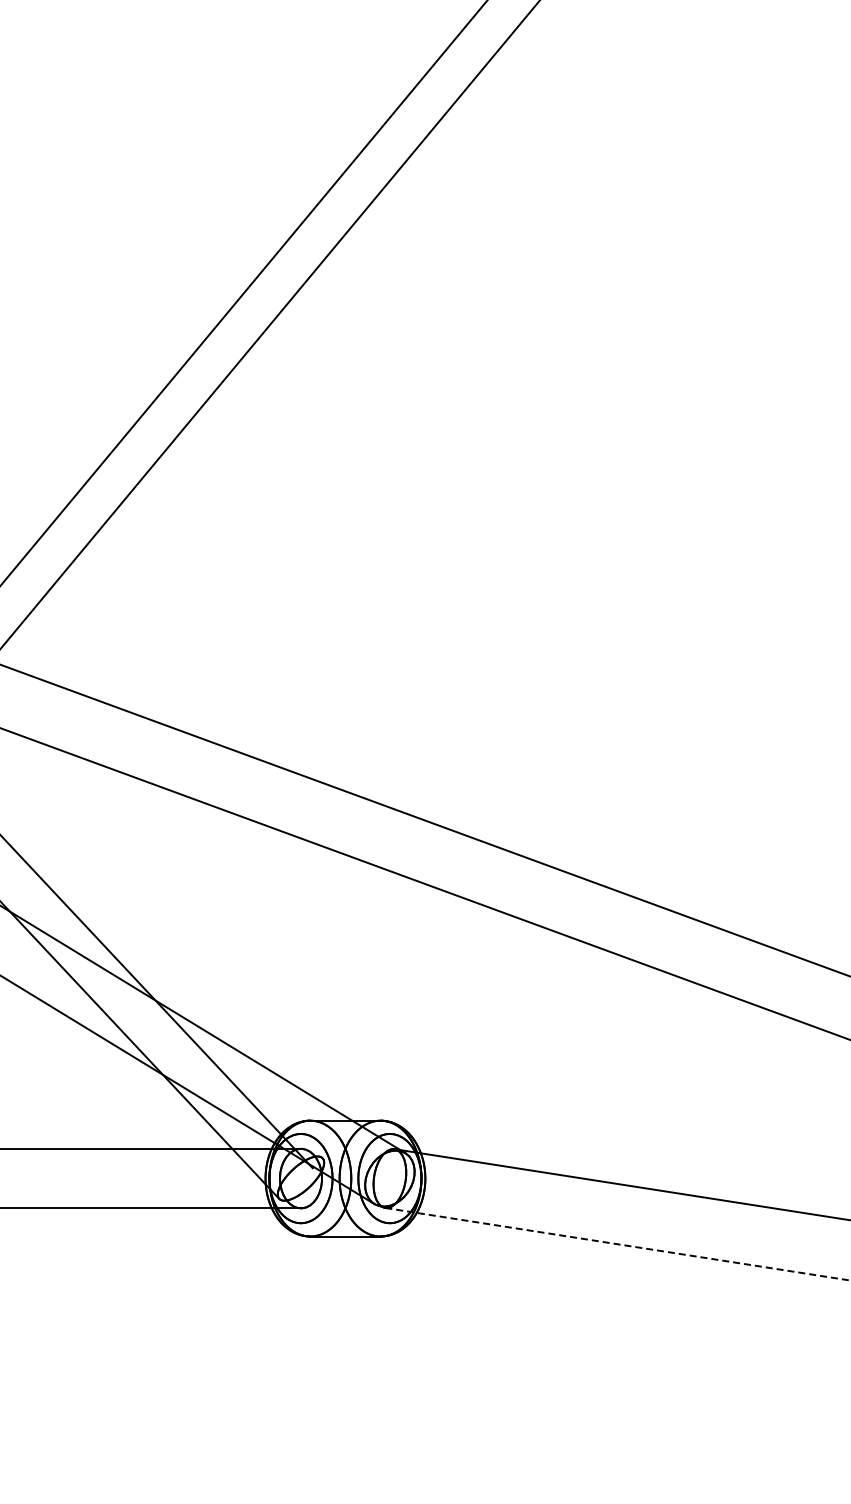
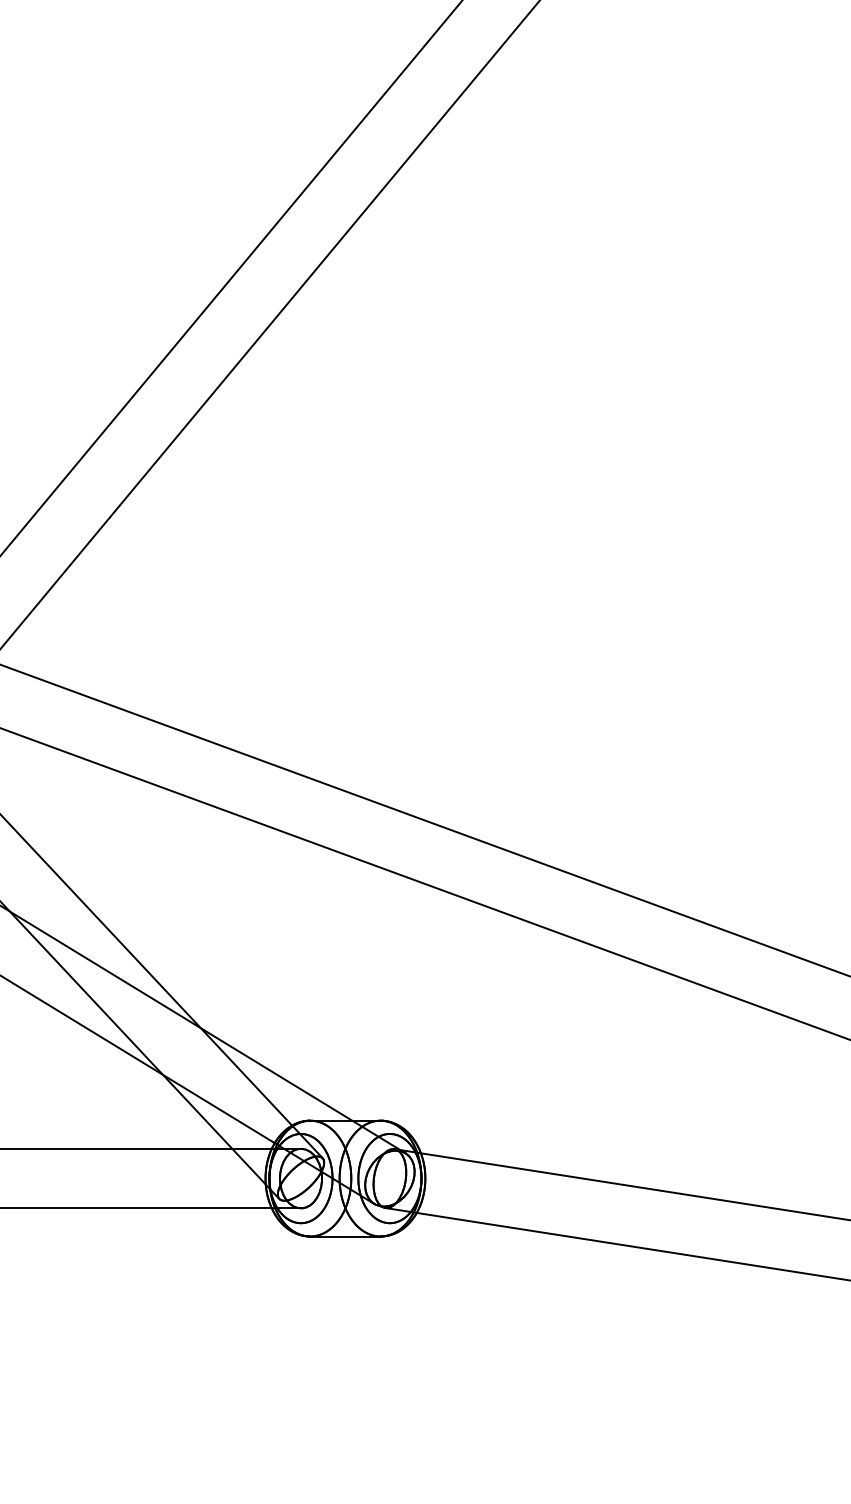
line position: (244, 292) -> (231, 277) (231, 277)
line position: (157, 1002) -> (162, 987) (162, 987)
line: dashed -> solid (618, 1244)
